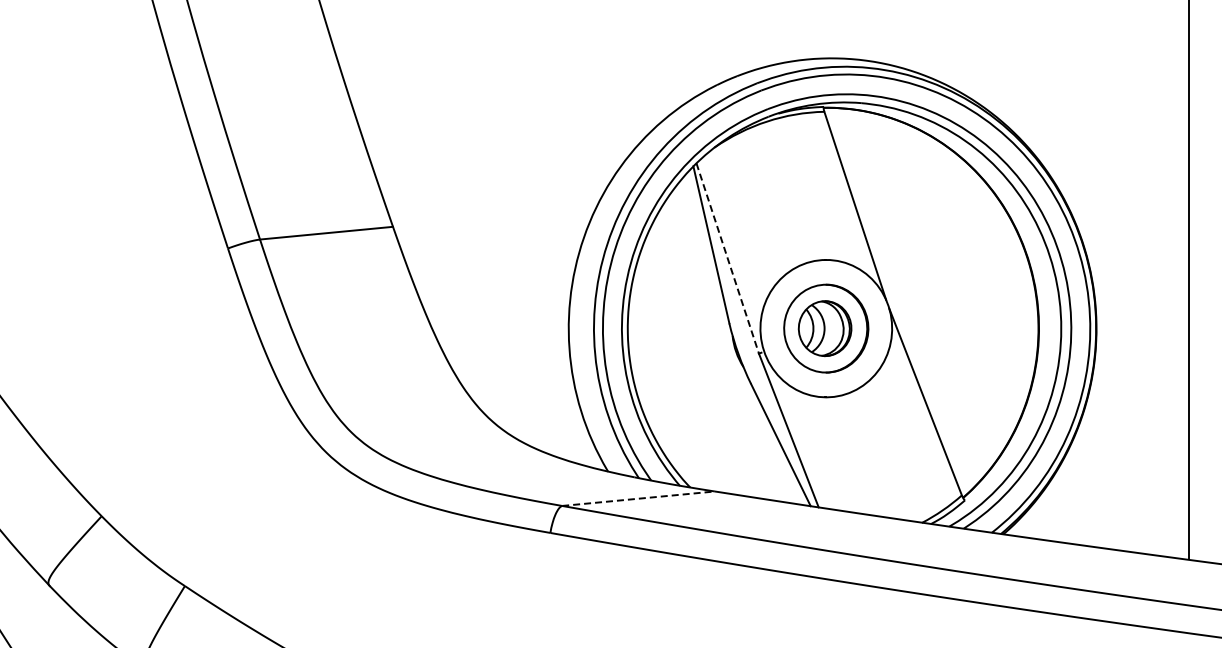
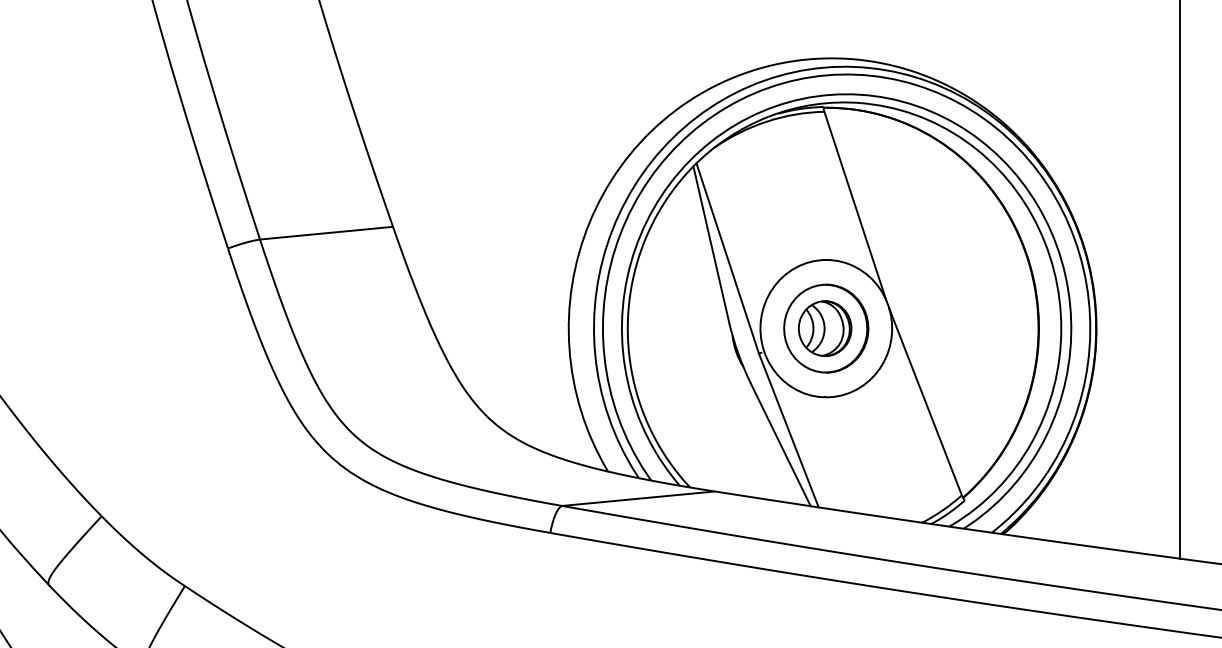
line: dashed -> solid (727, 258)
line position: (1189, 280) -> (1180, 280) (1180, 280)
line: dashed -> solid (638, 498)
